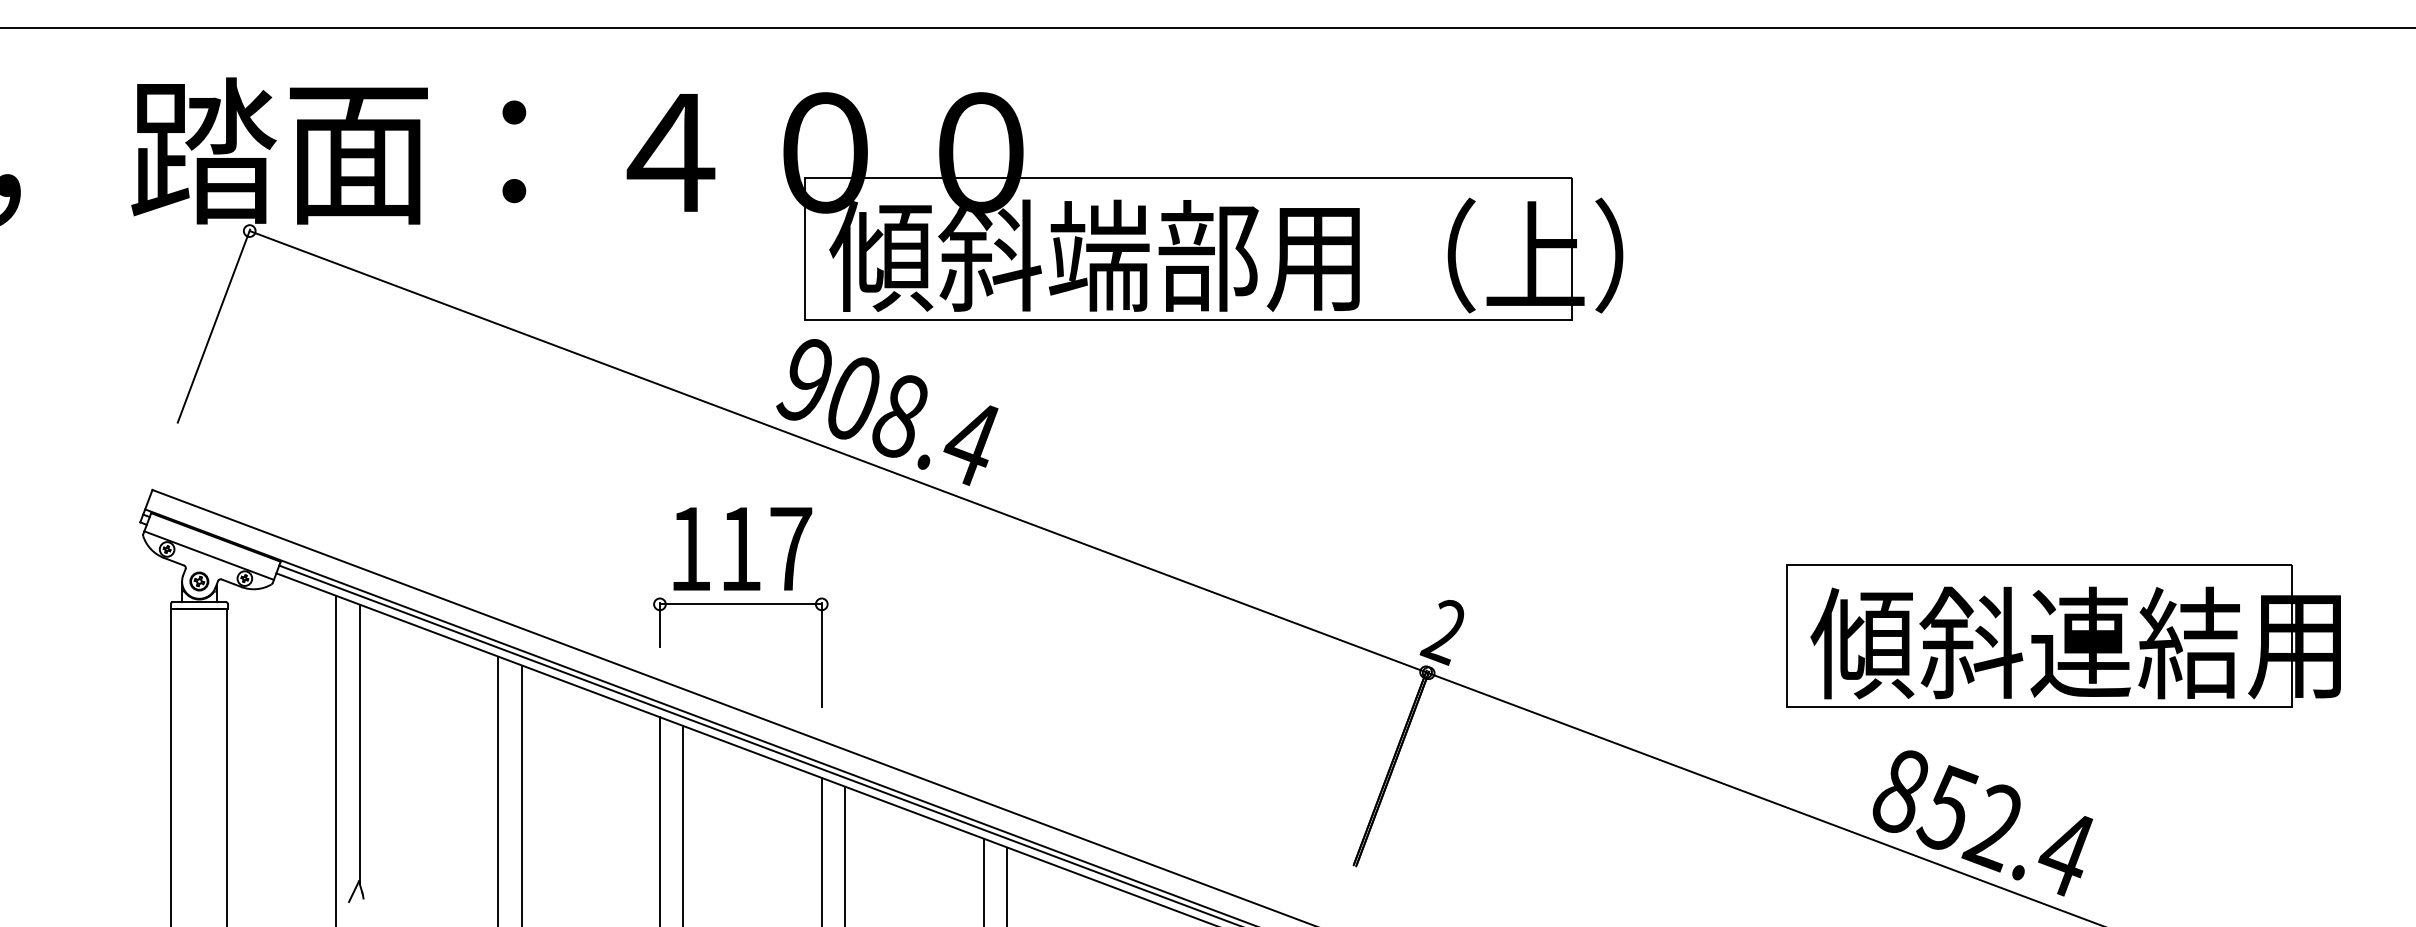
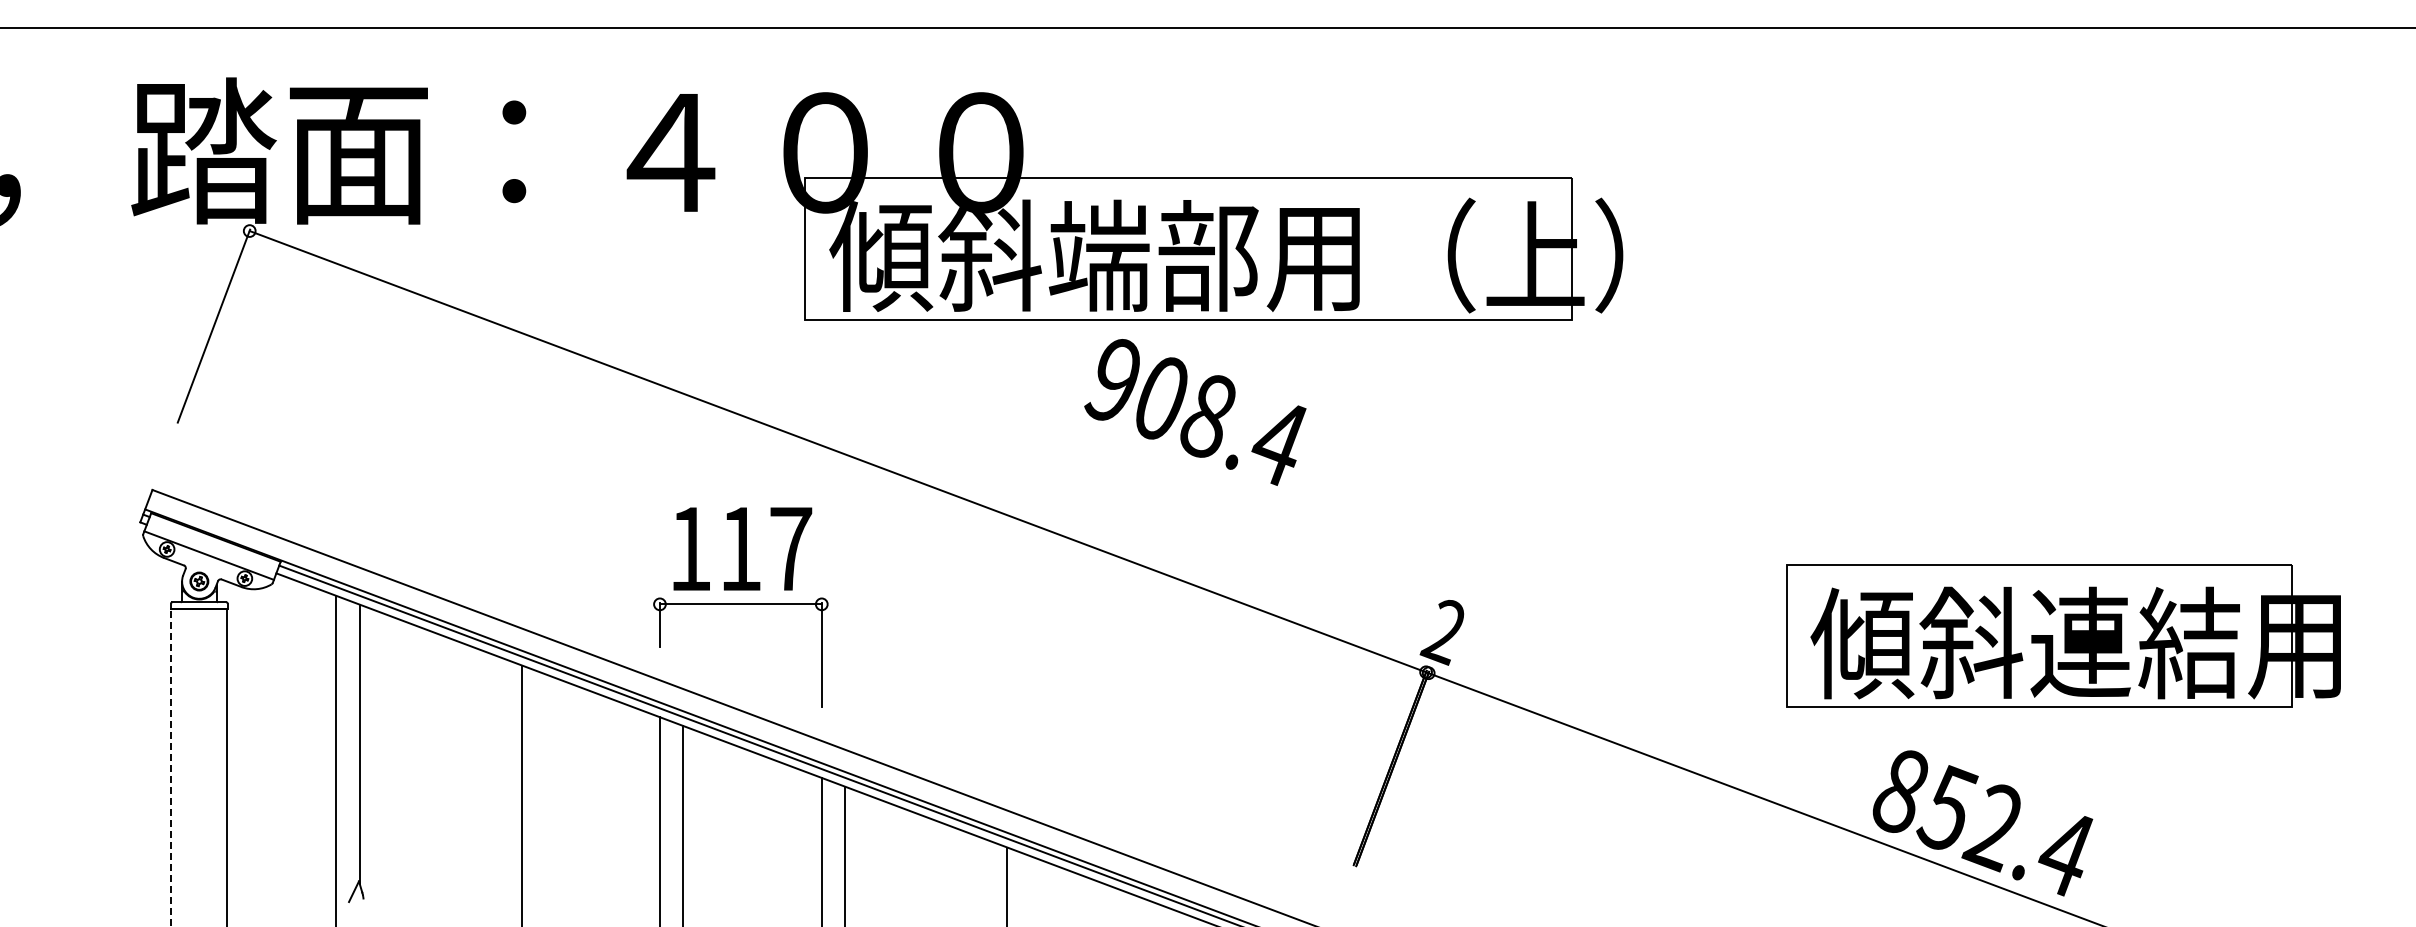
text position: (887, 412) -> (1195, 412) (1195, 412)
line: solid -> dashed (171, 767)
line: present -> none (498, 789)
line: present -> none (983, 880)
